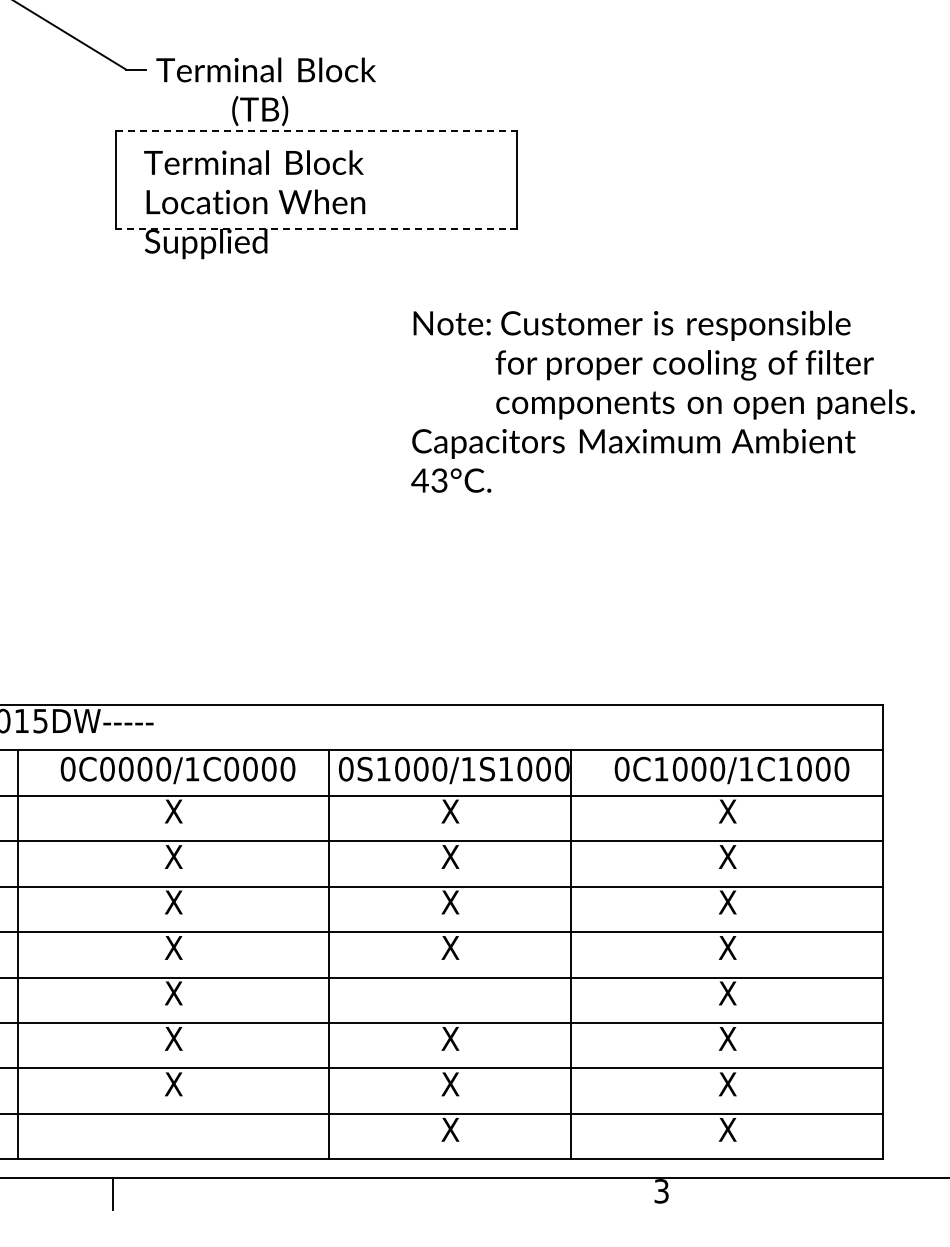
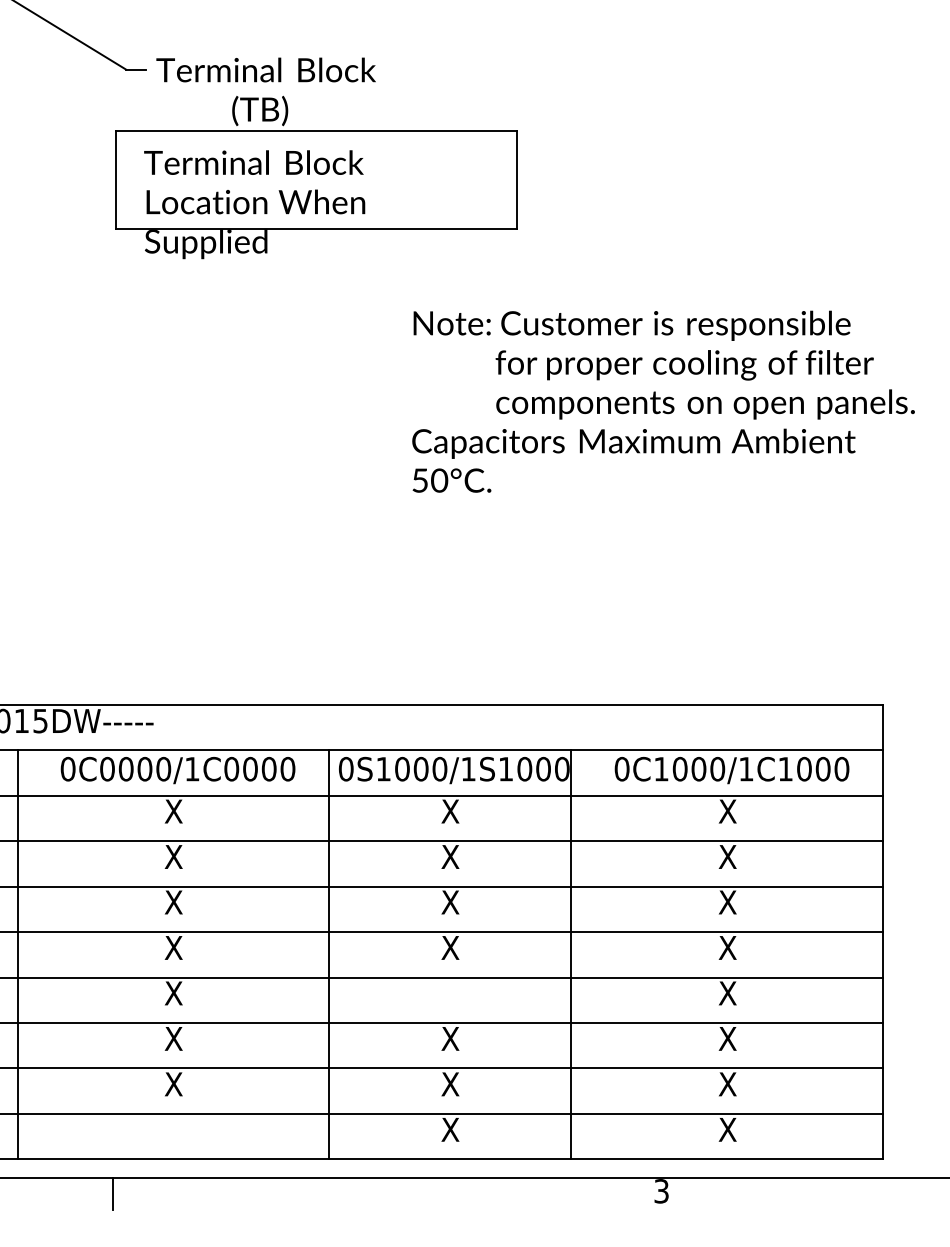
line: dashed -> solid (316, 130)
line: dashed -> solid (316, 229)
text: 43°C. -> 50°C. (429, 480)
